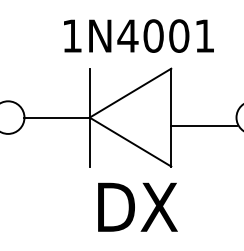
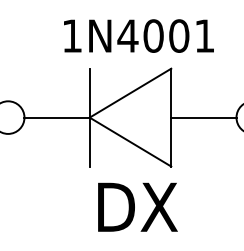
line position: (203, 125) -> (203, 117) (203, 117)
